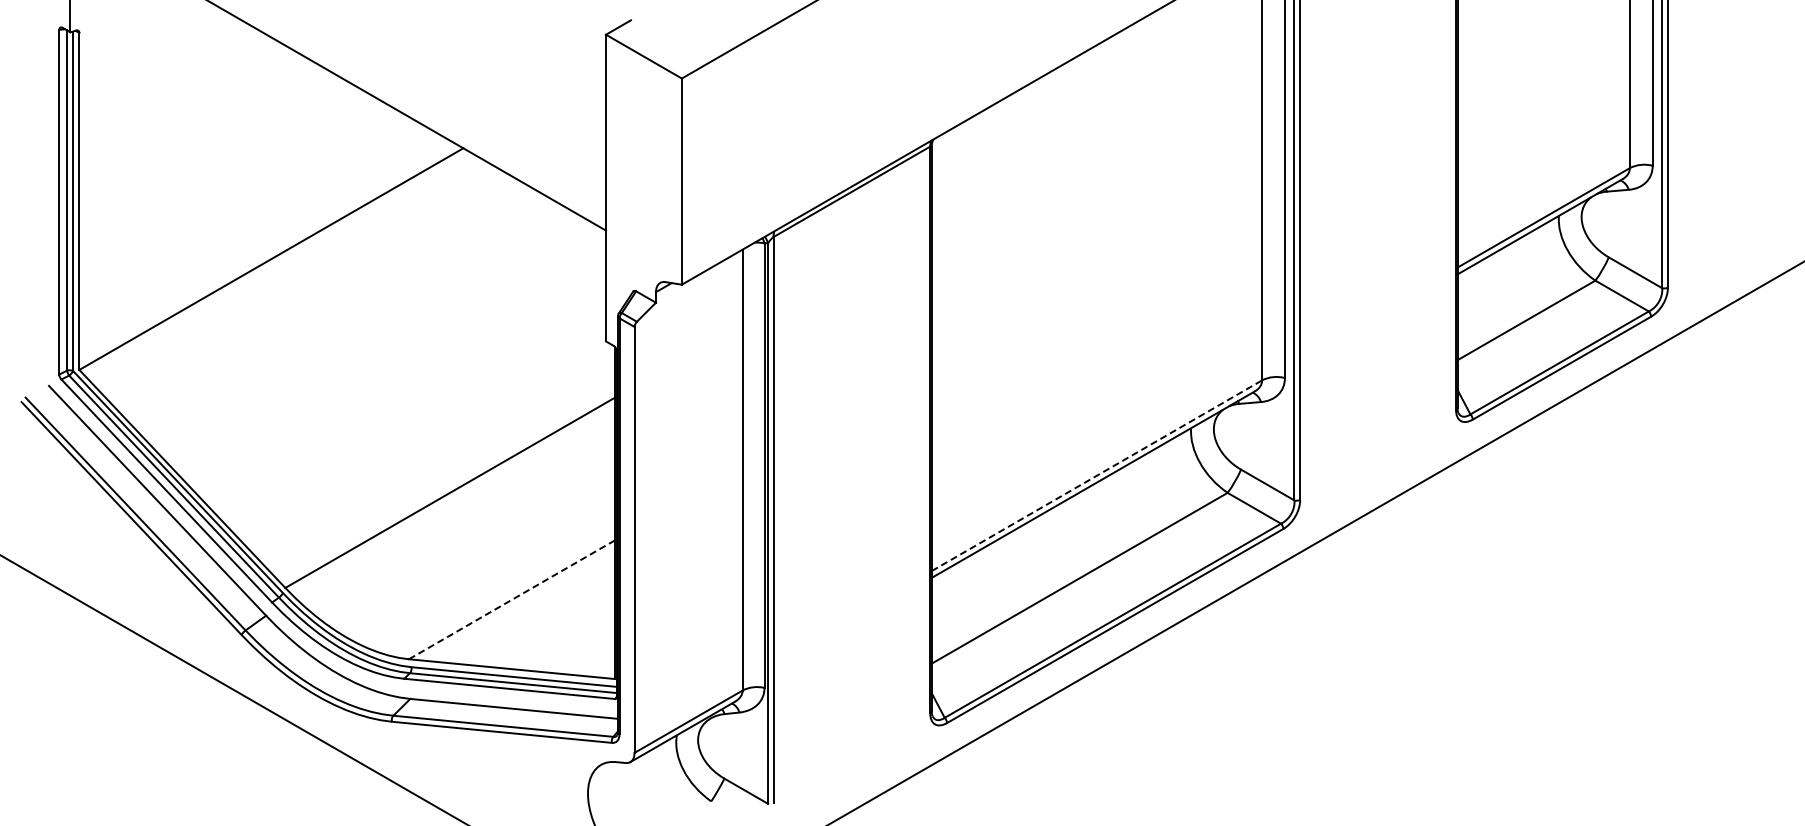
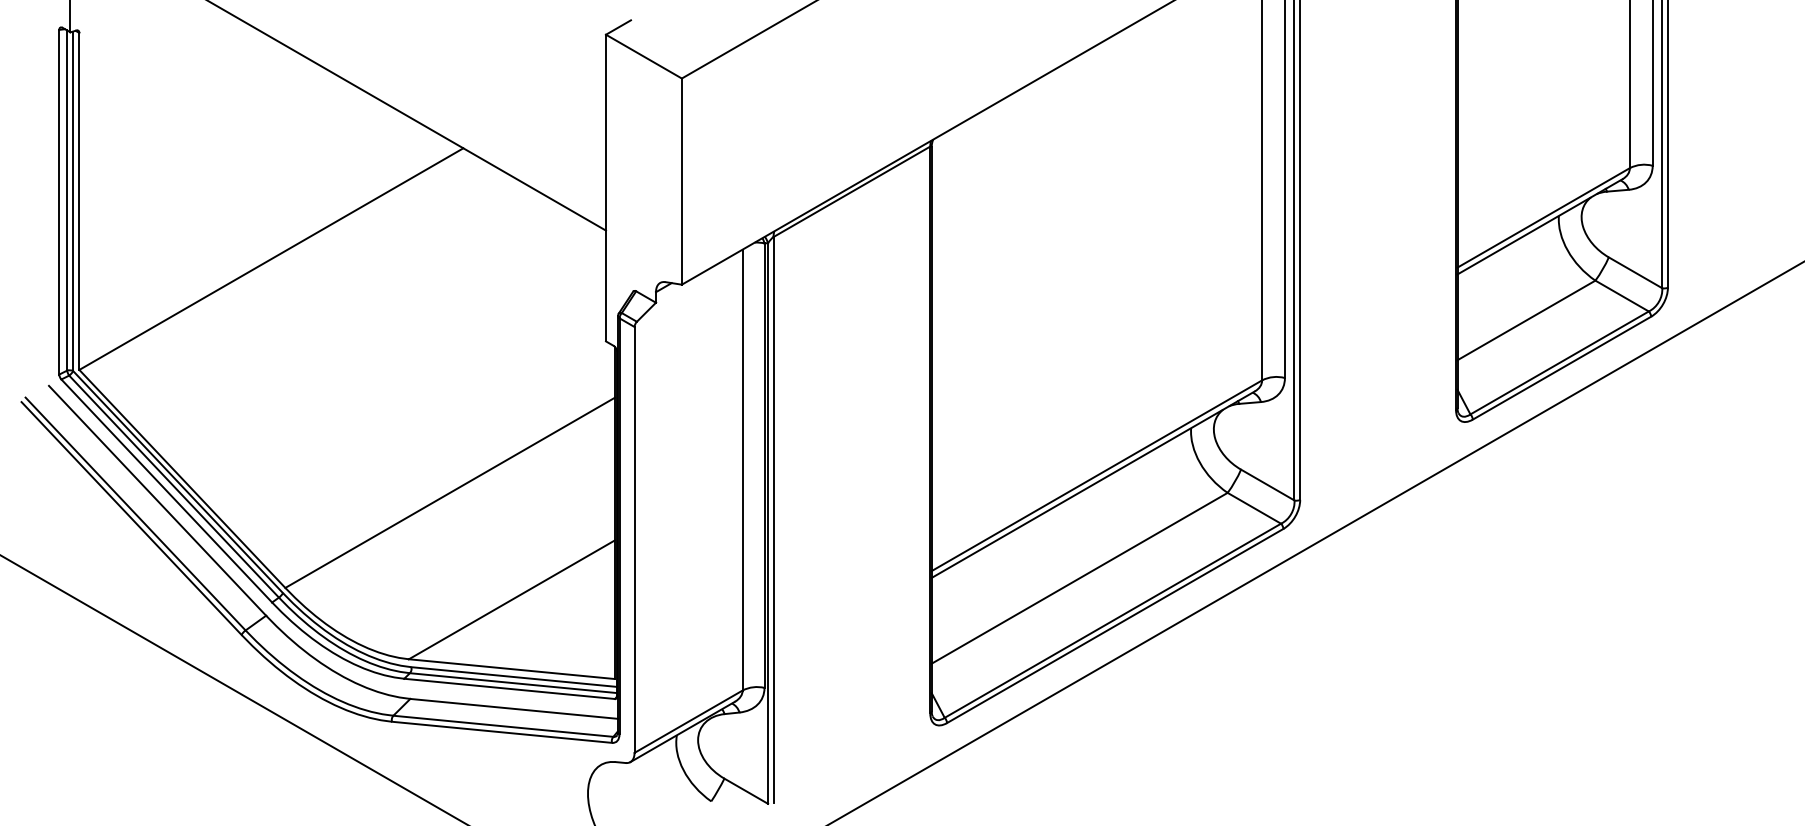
line: dashed -> solid (1096, 475)
line: dashed -> solid (511, 599)
